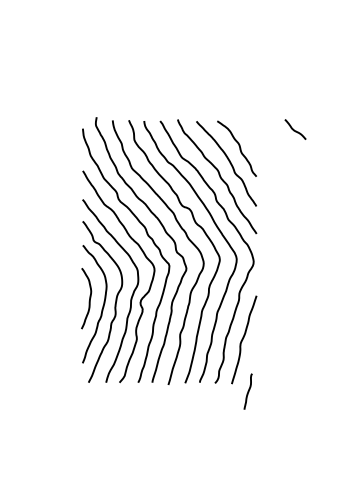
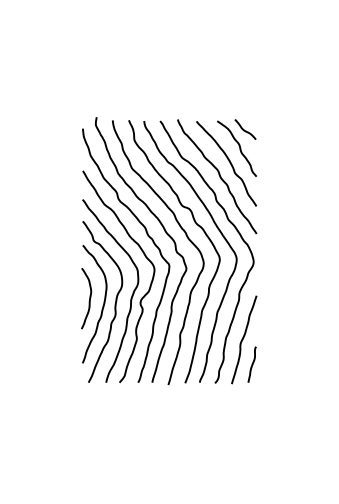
curve position: (294, 129) -> (244, 129) (244, 129)
curve position: (247, 391) -> (251, 364) (251, 364)
